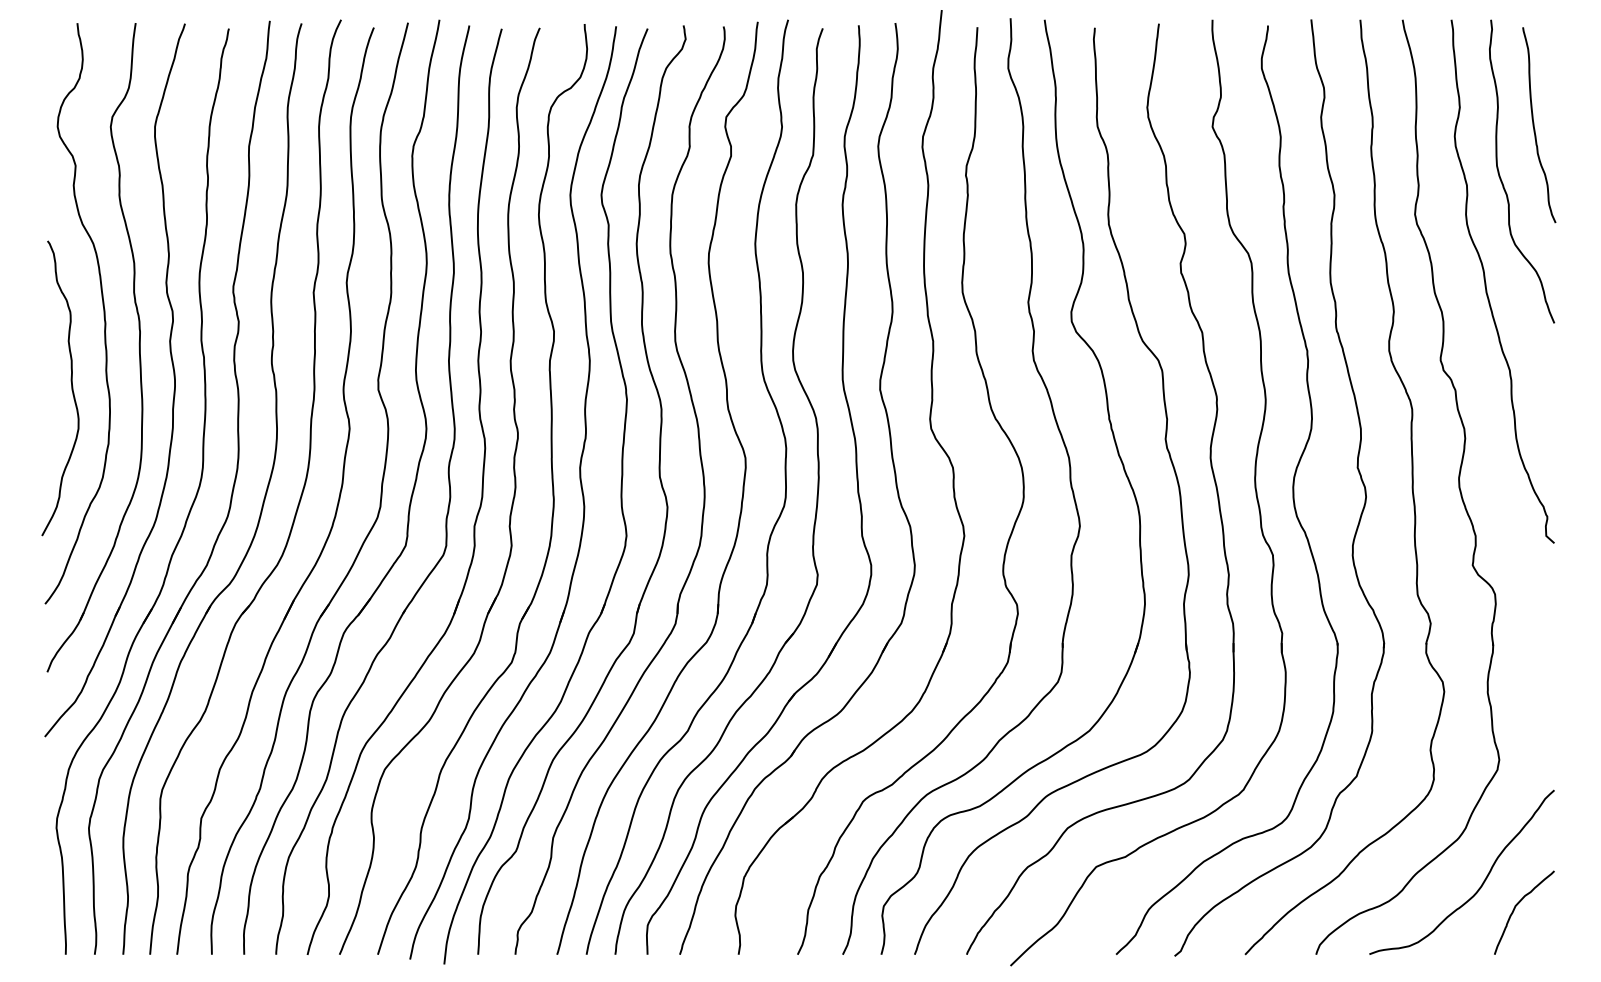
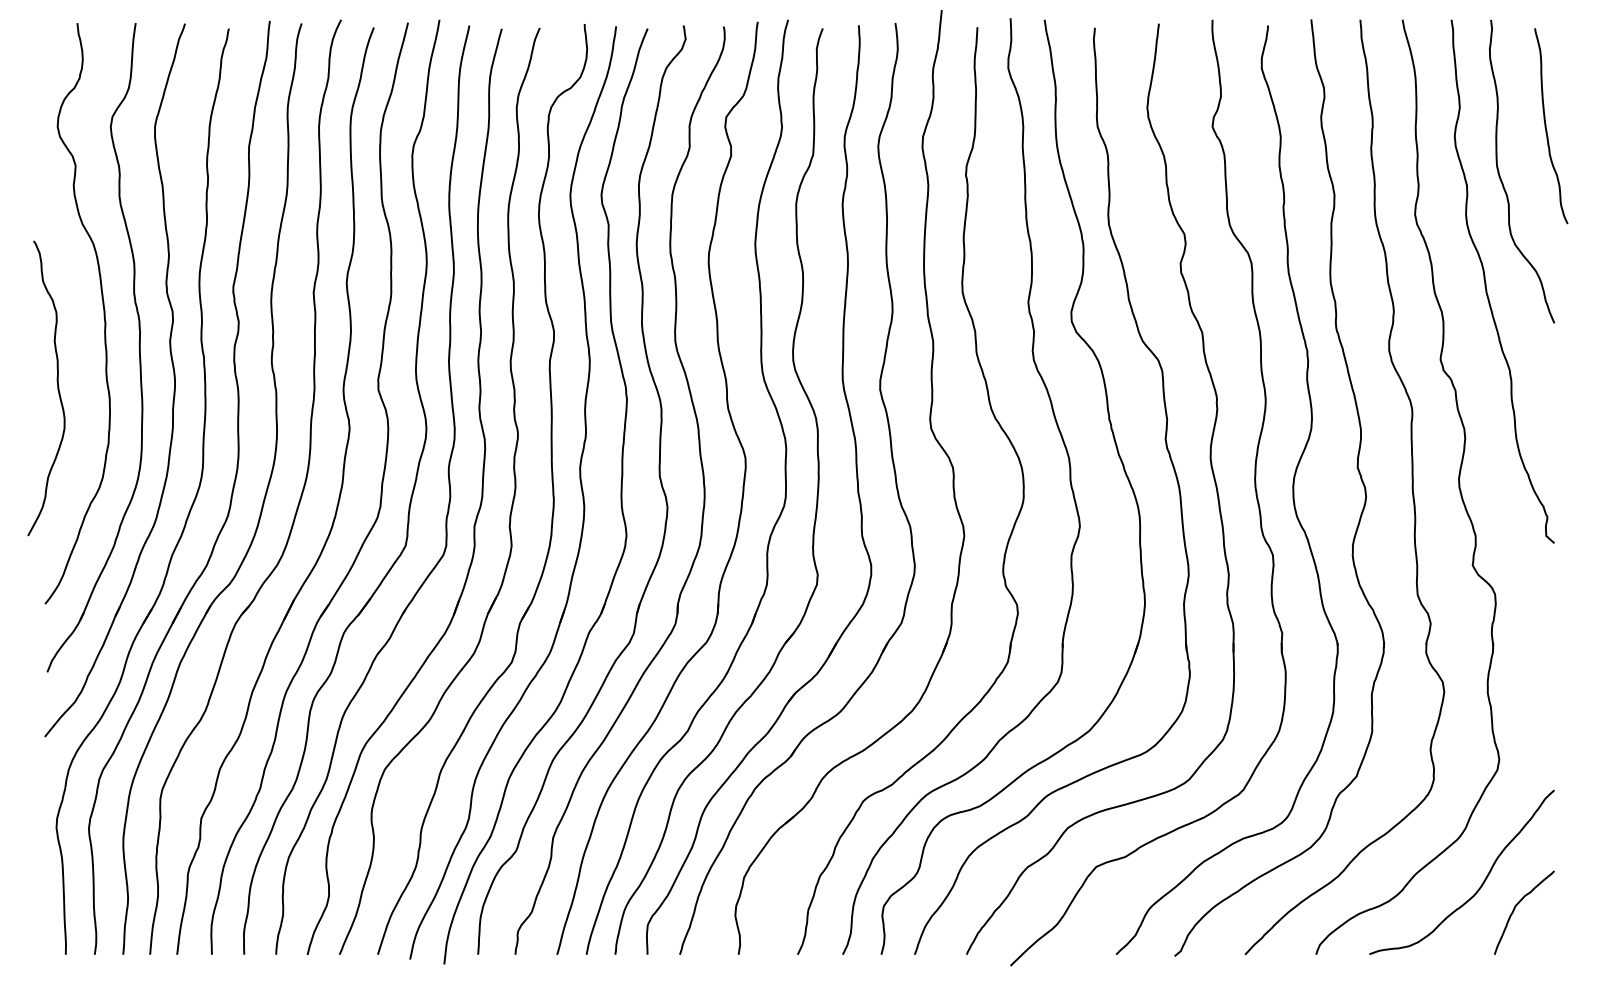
curve position: (1534, 125) -> (1546, 126) (1546, 126)
curve position: (71, 388) -> (57, 388) (57, 388)
